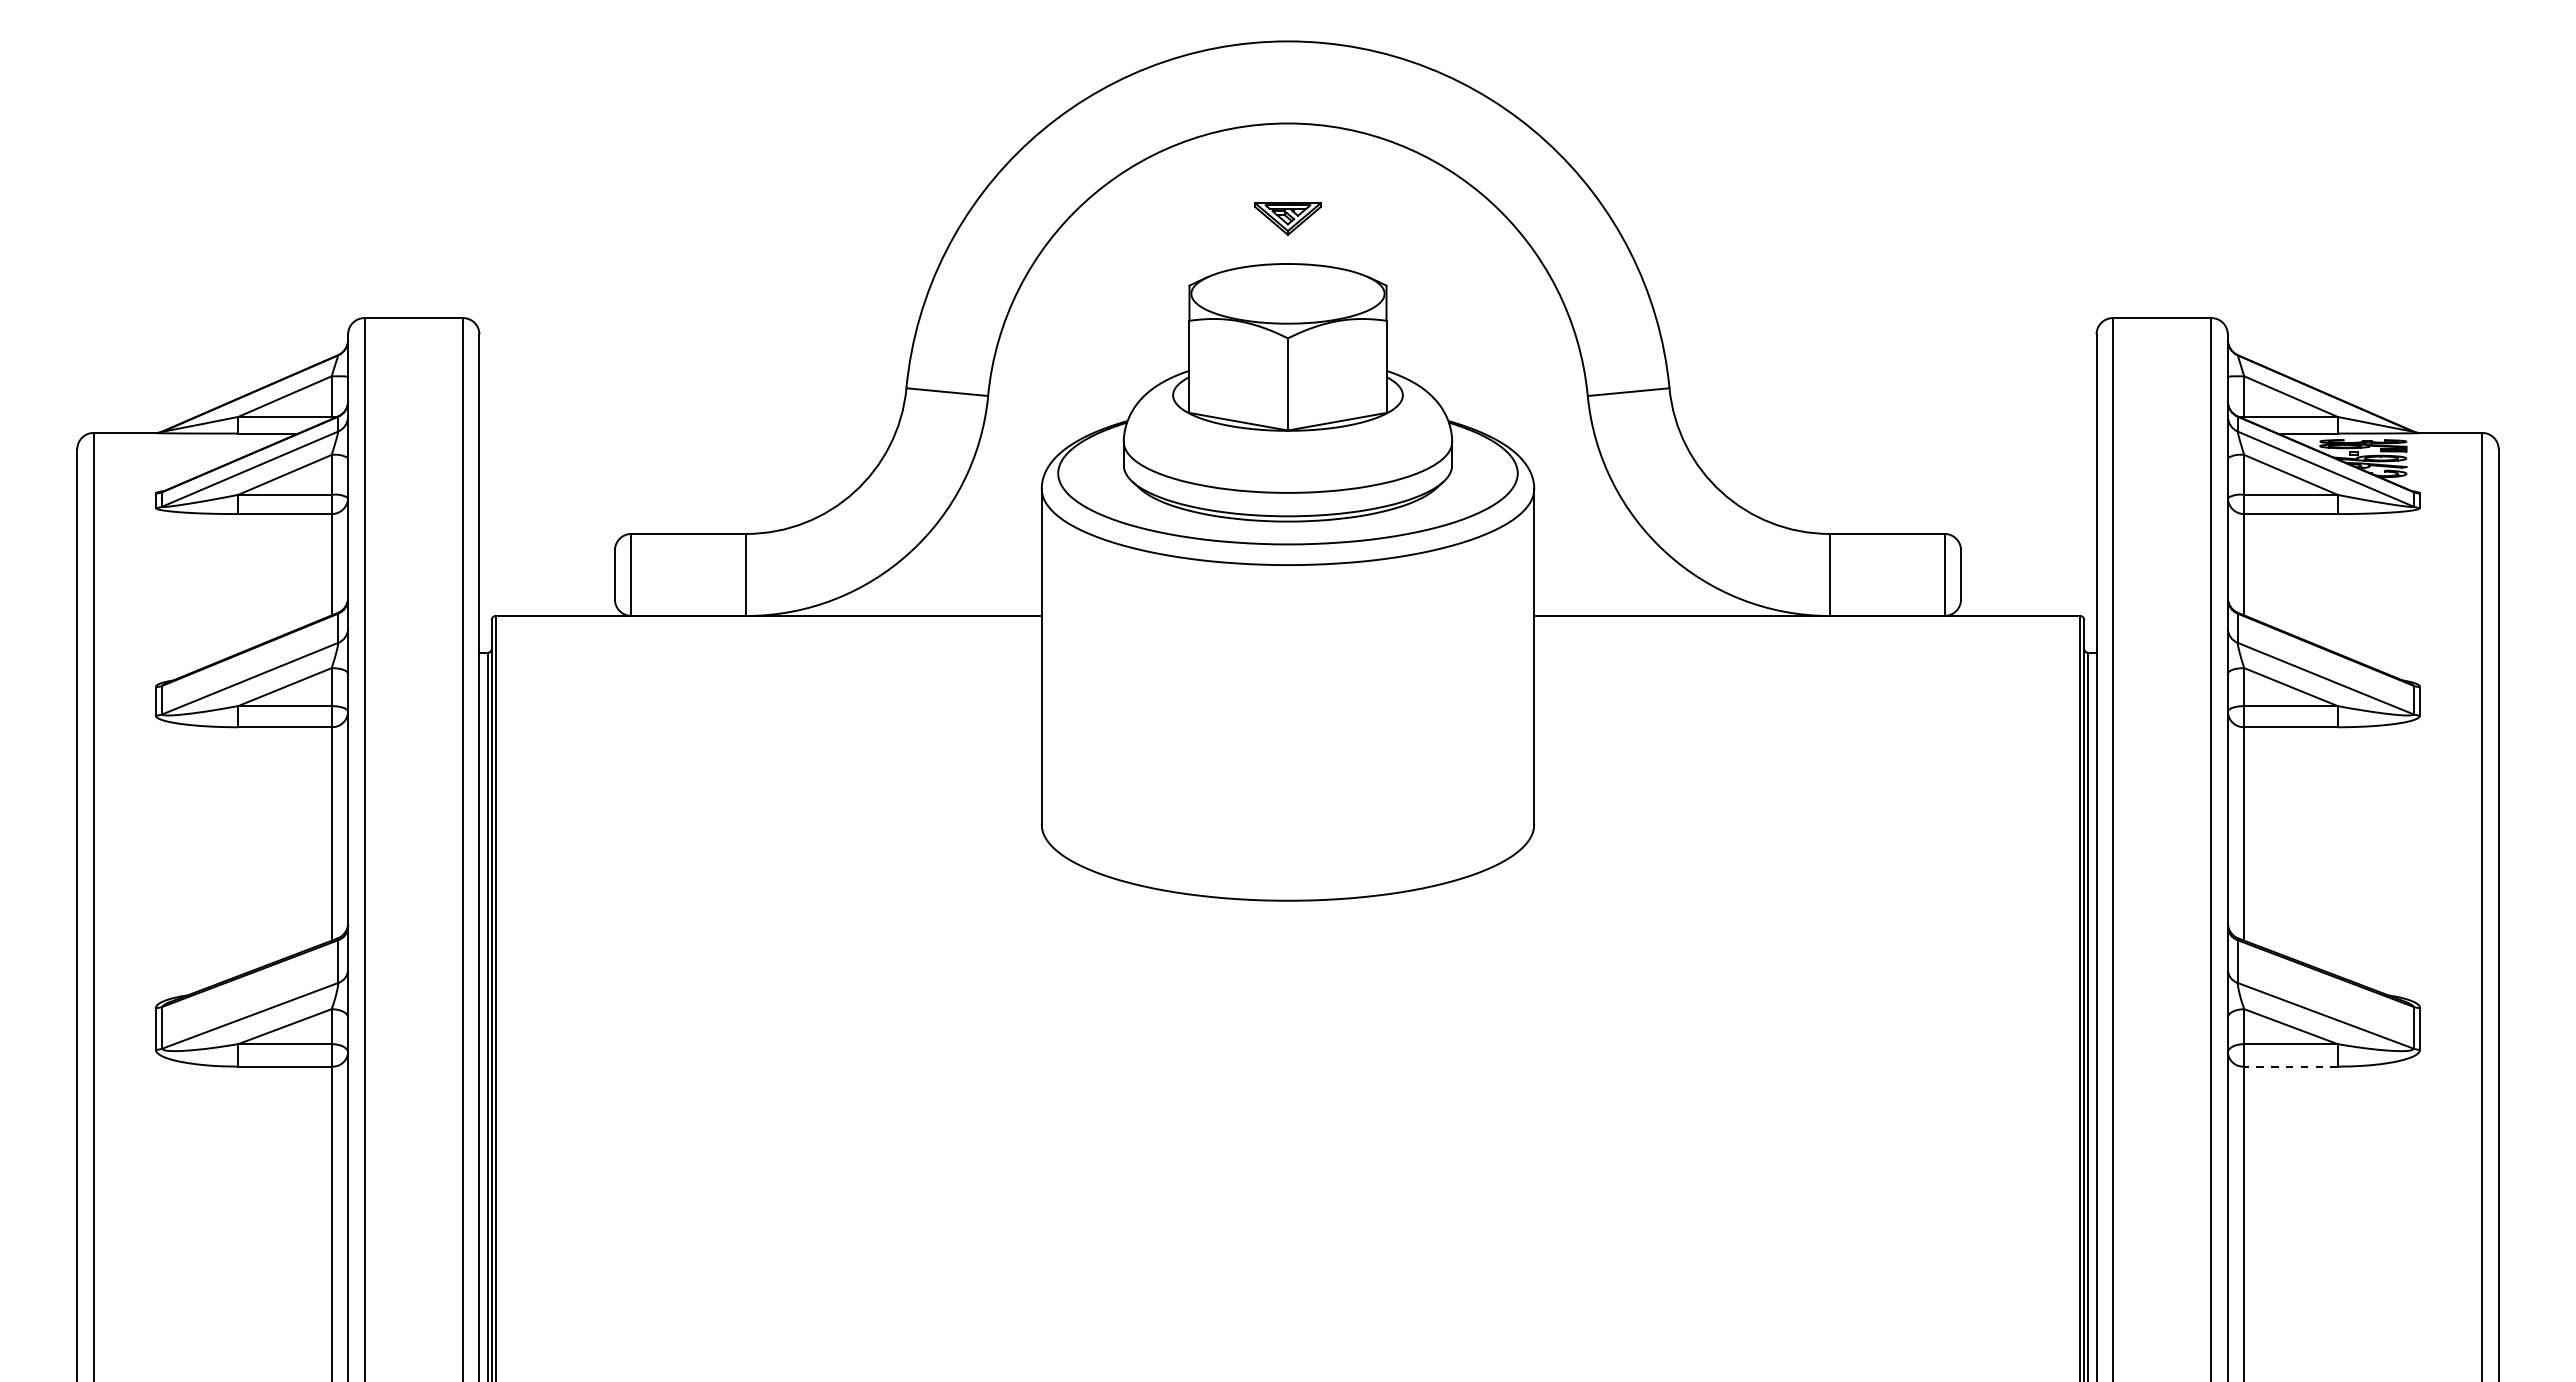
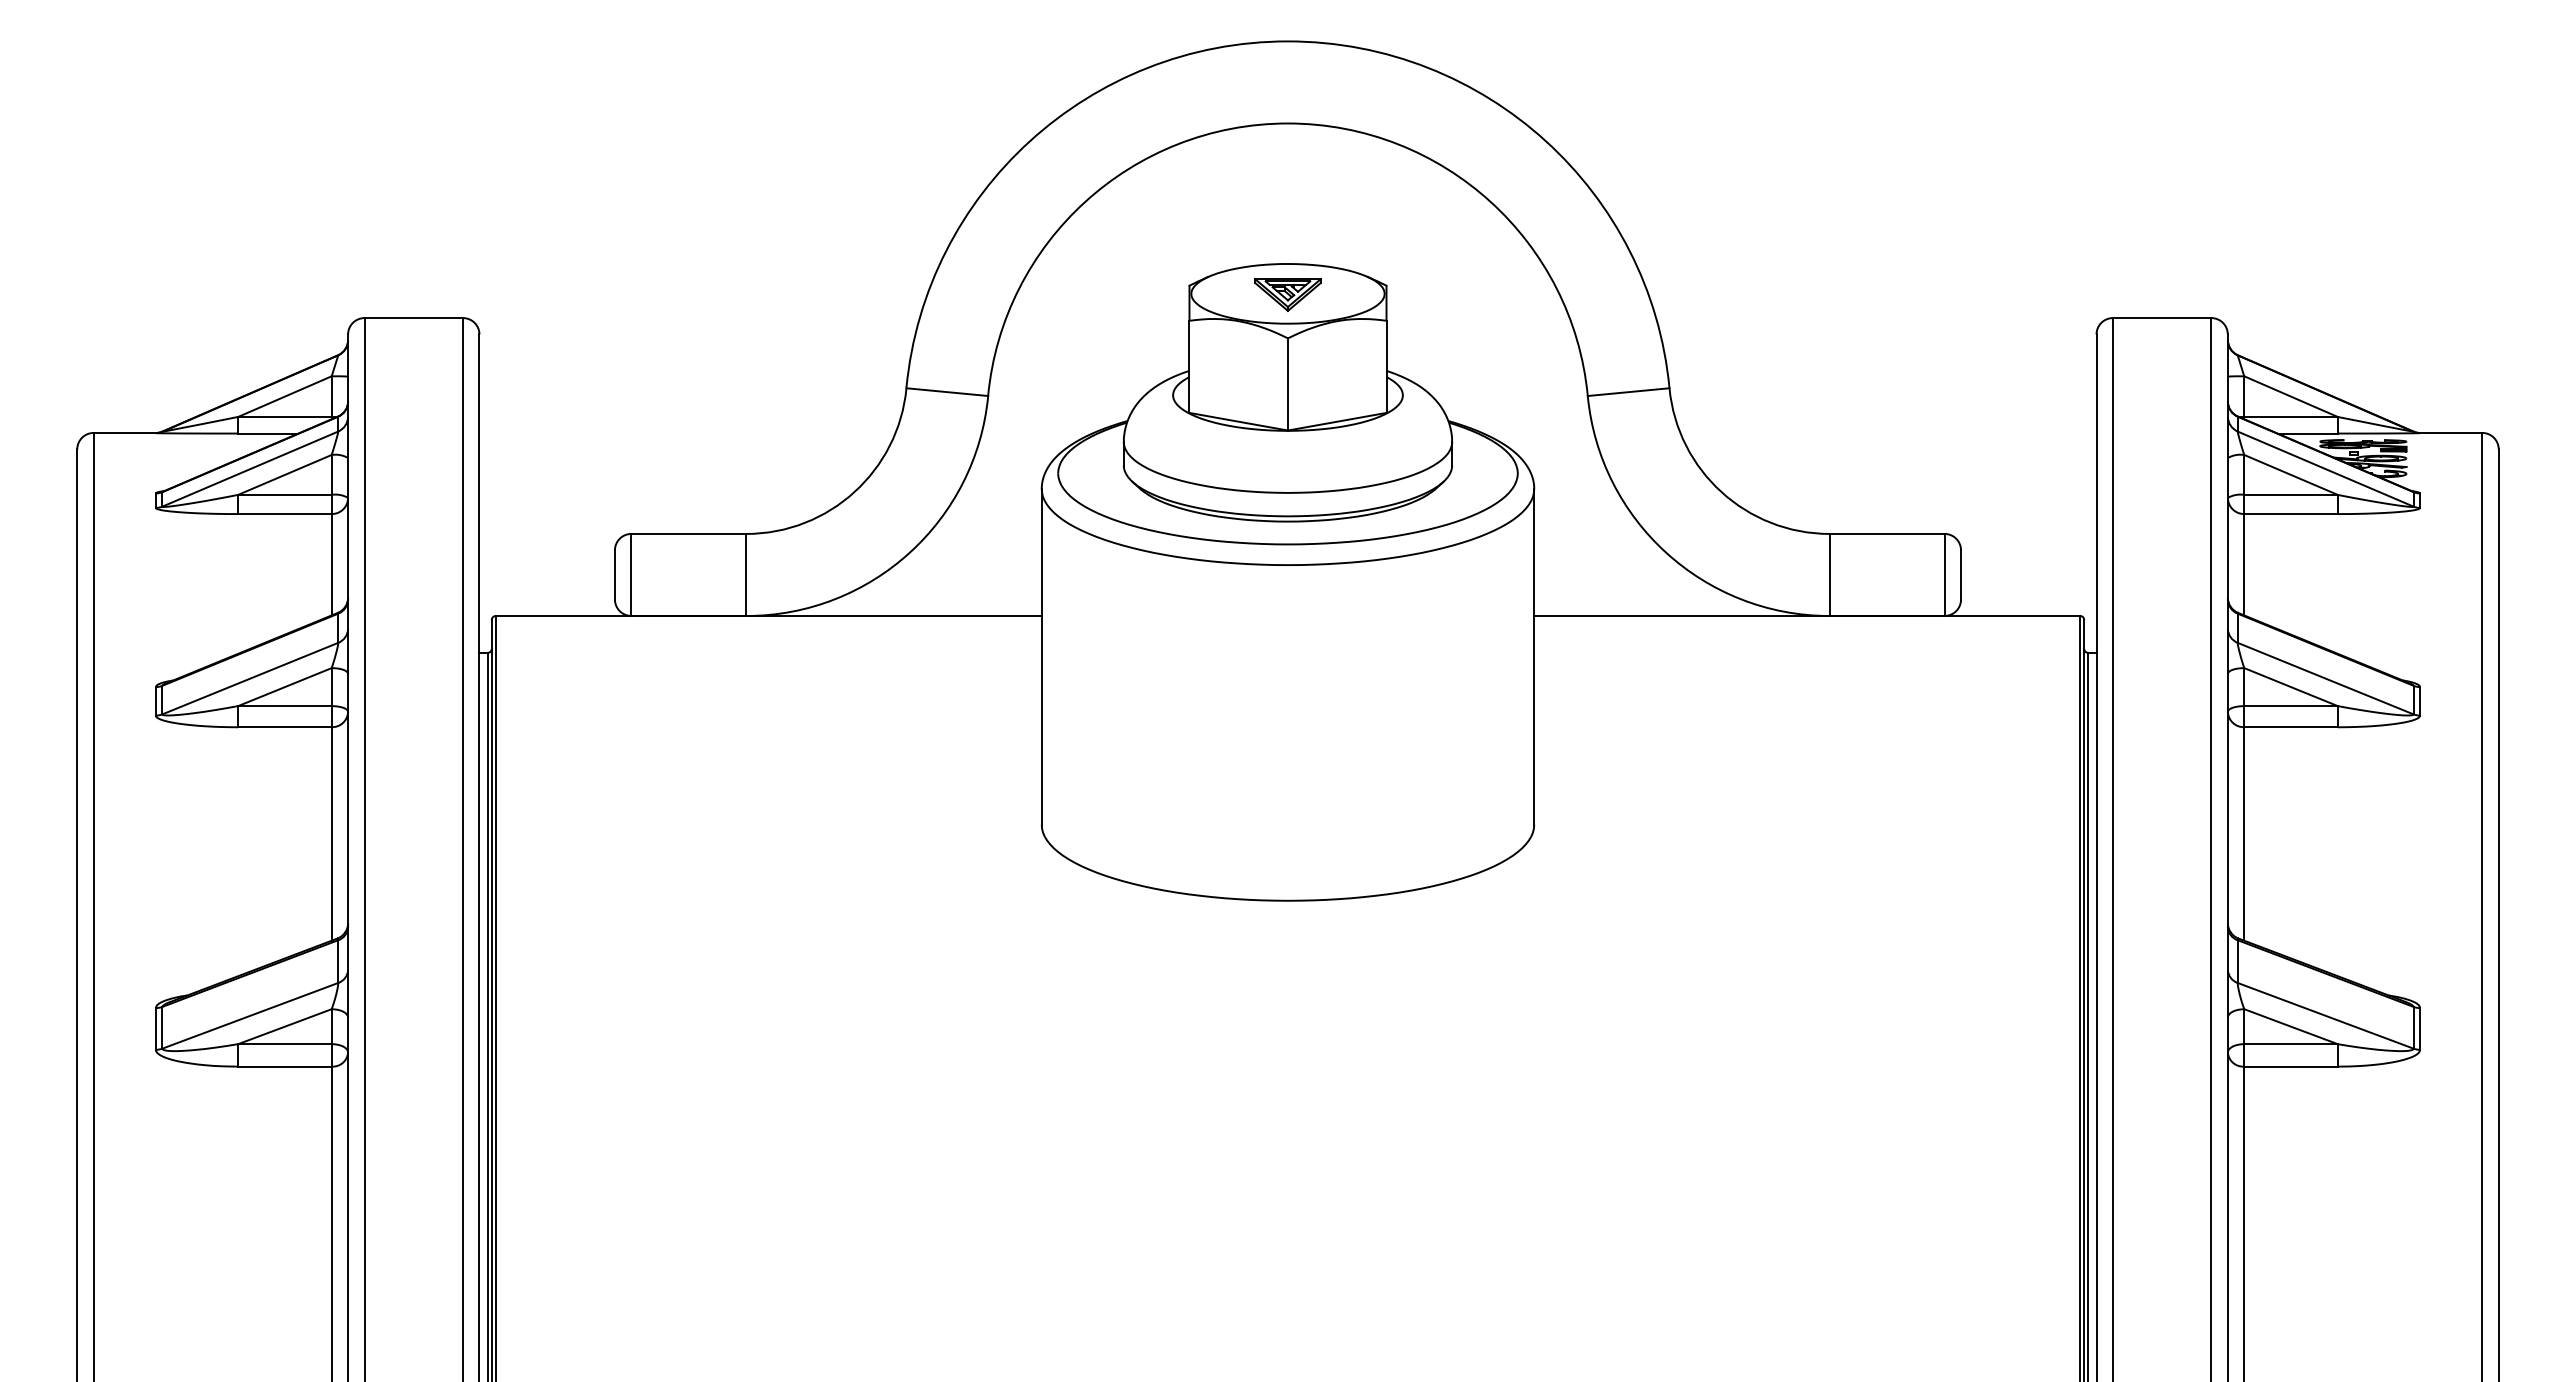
part position: (1287, 218) -> (1287, 294) (1287, 294)
line: dashed -> solid (2291, 1066)
